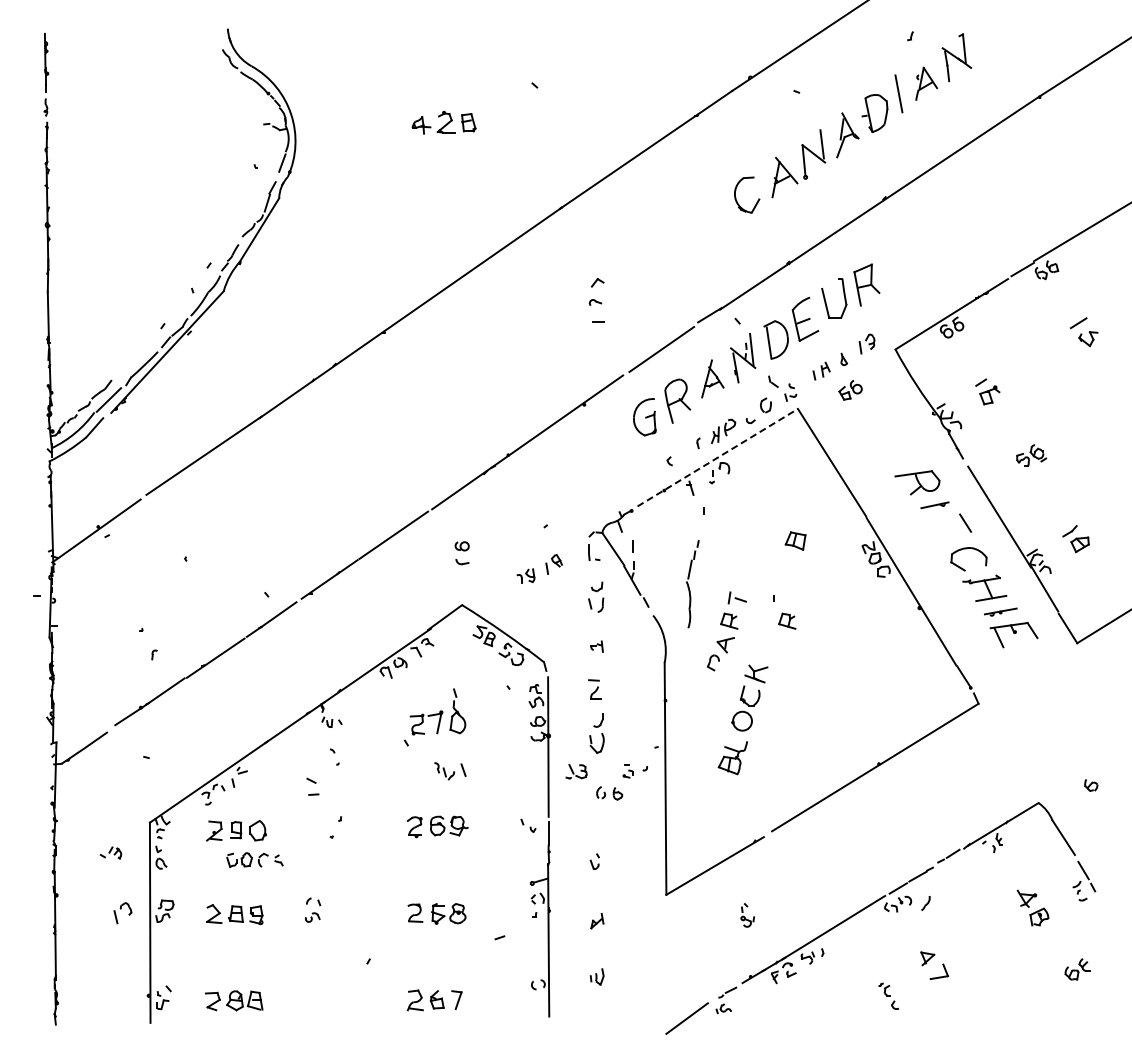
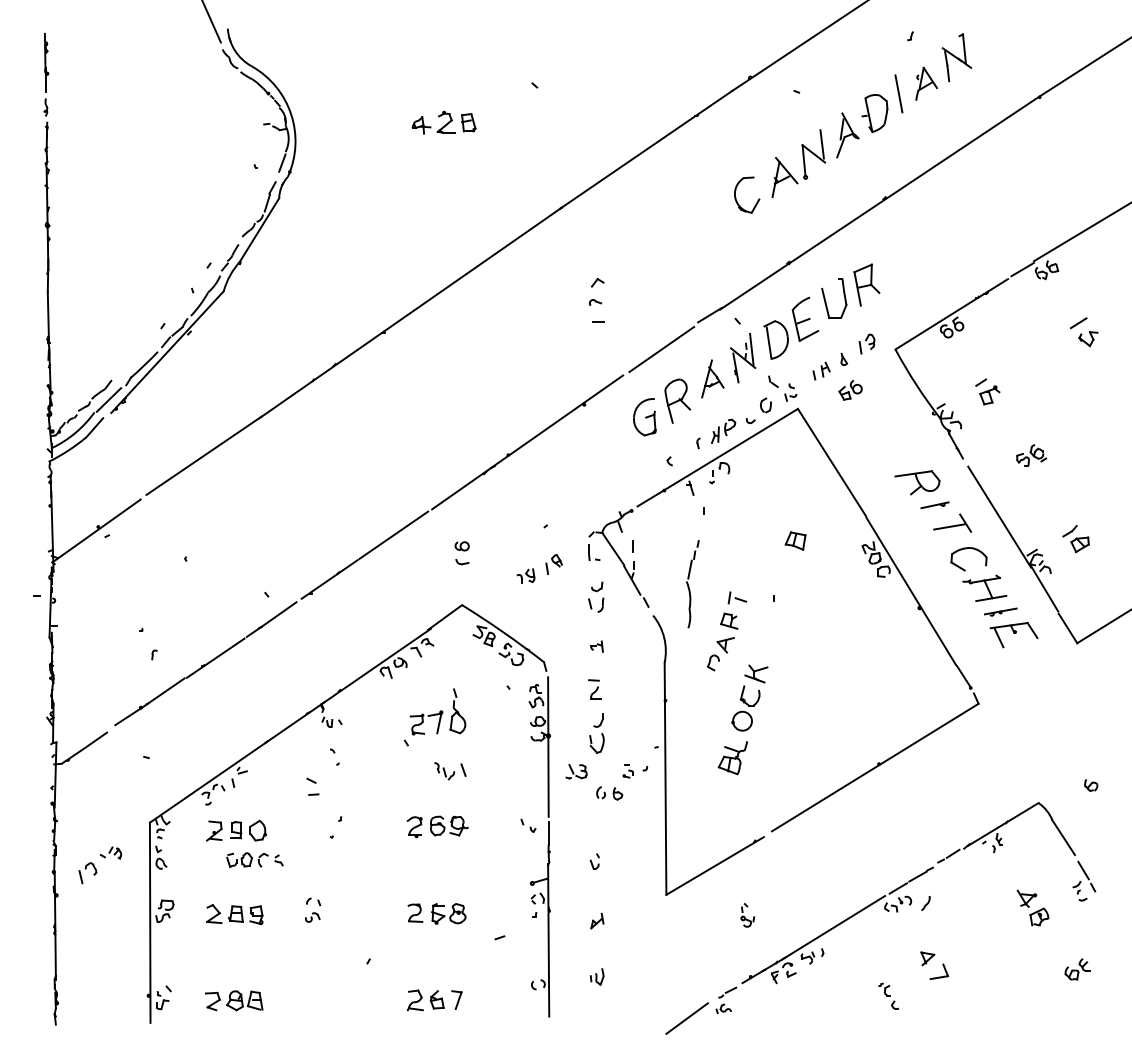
line: none -> present (211, 22)
line: dashed -> solid (717, 457)
line: none -> present (949, 526)
part: present -> none (787, 620)
part position: (122, 913) -> (87, 873) (87, 873)
